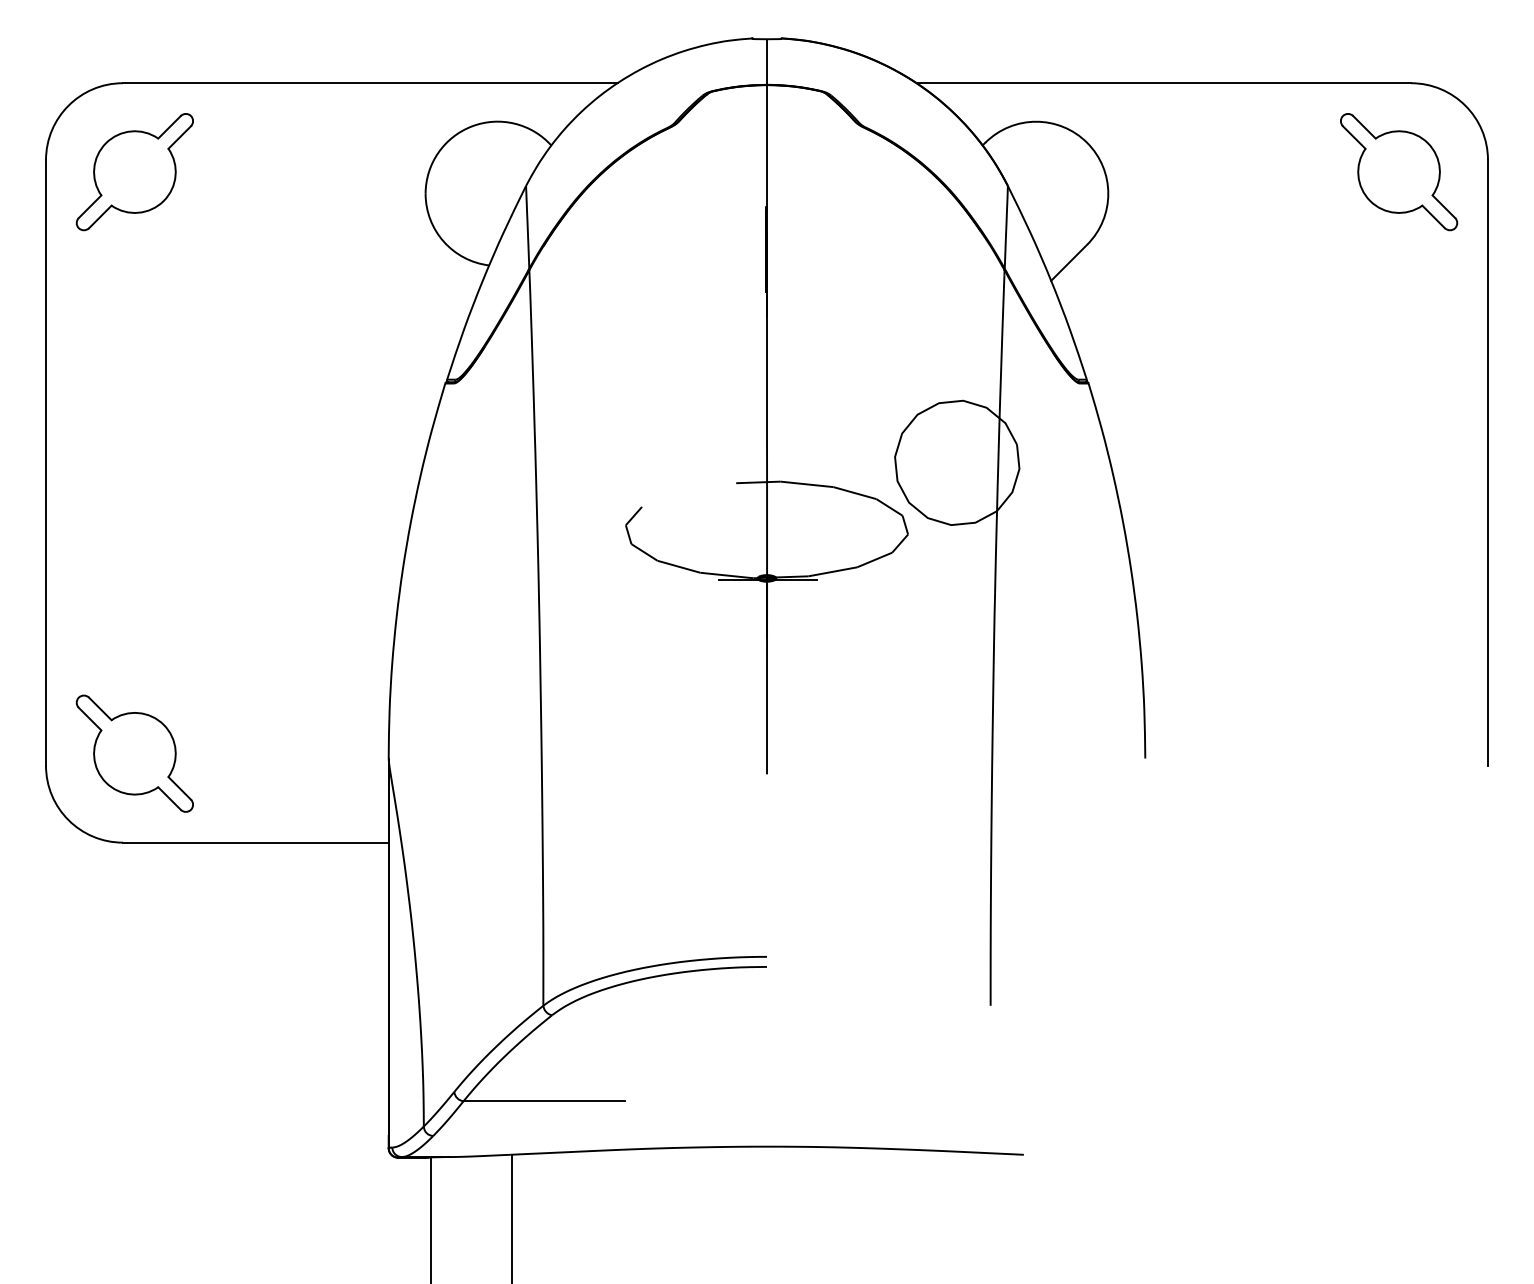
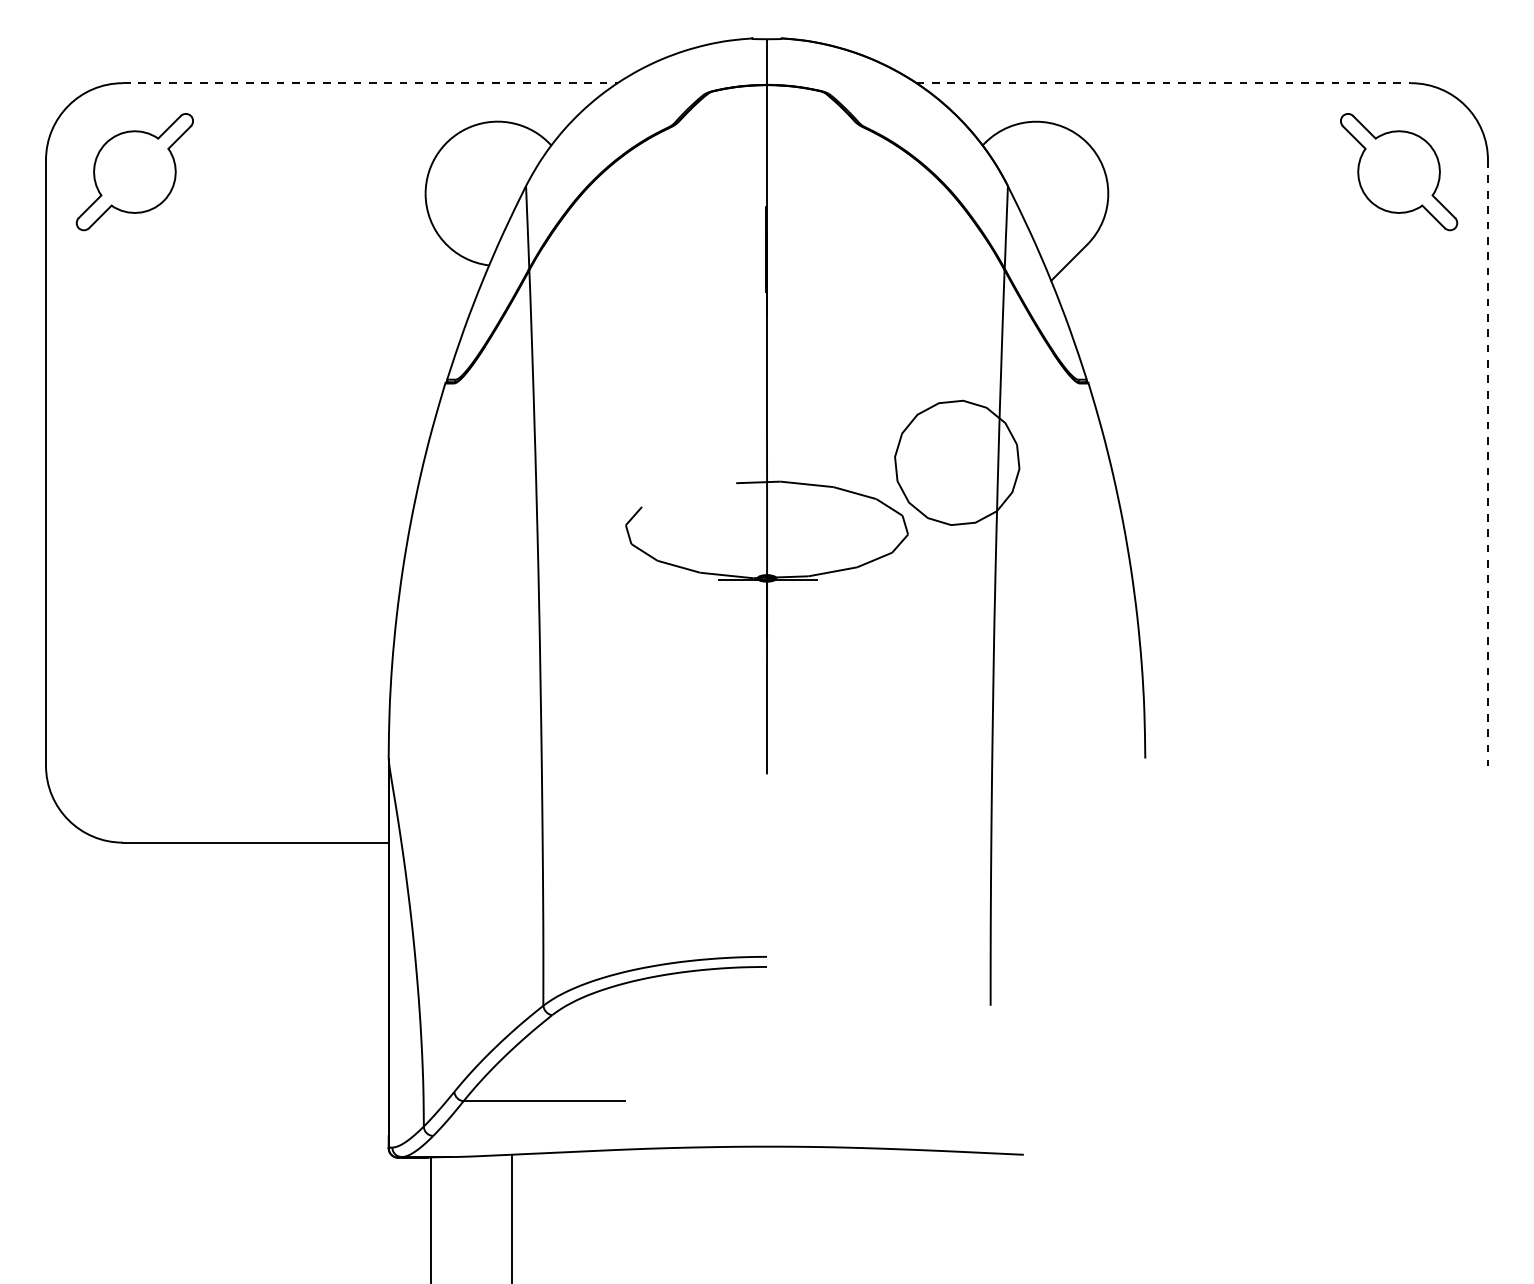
line: solid -> dashed (370, 83)
line: solid -> dashed (1164, 83)
line: solid -> dashed (1487, 462)
part: present -> none (134, 753)
